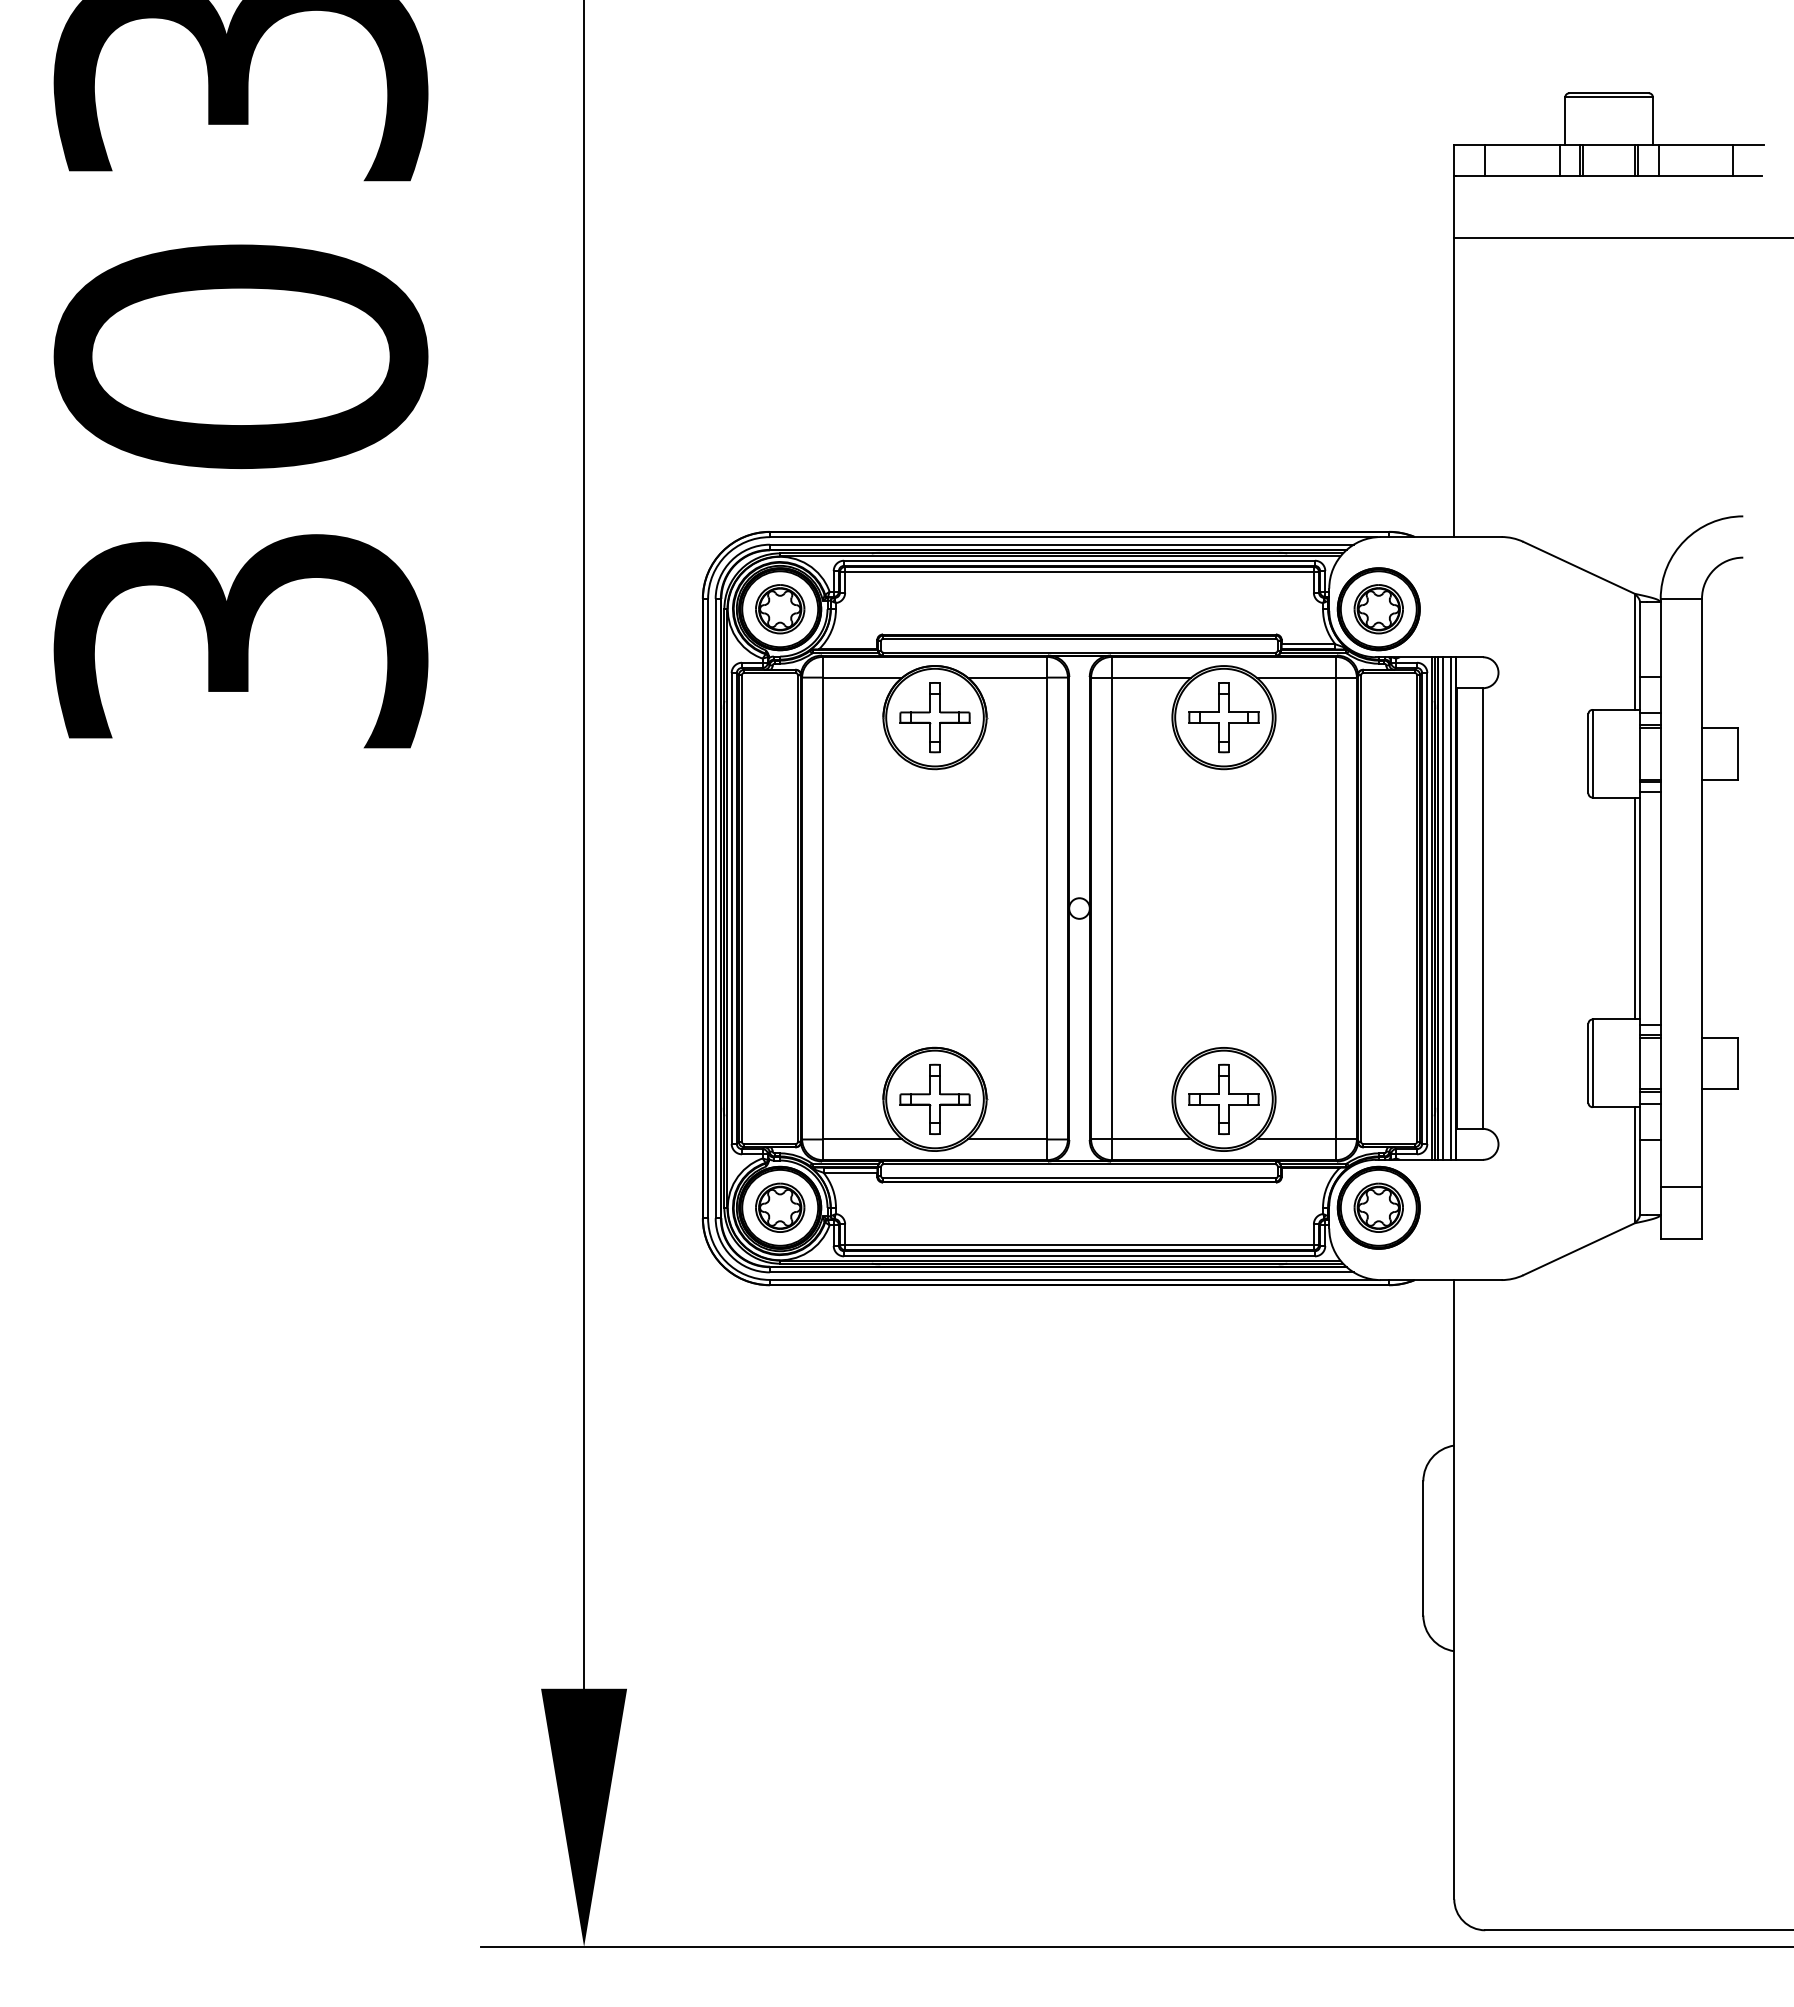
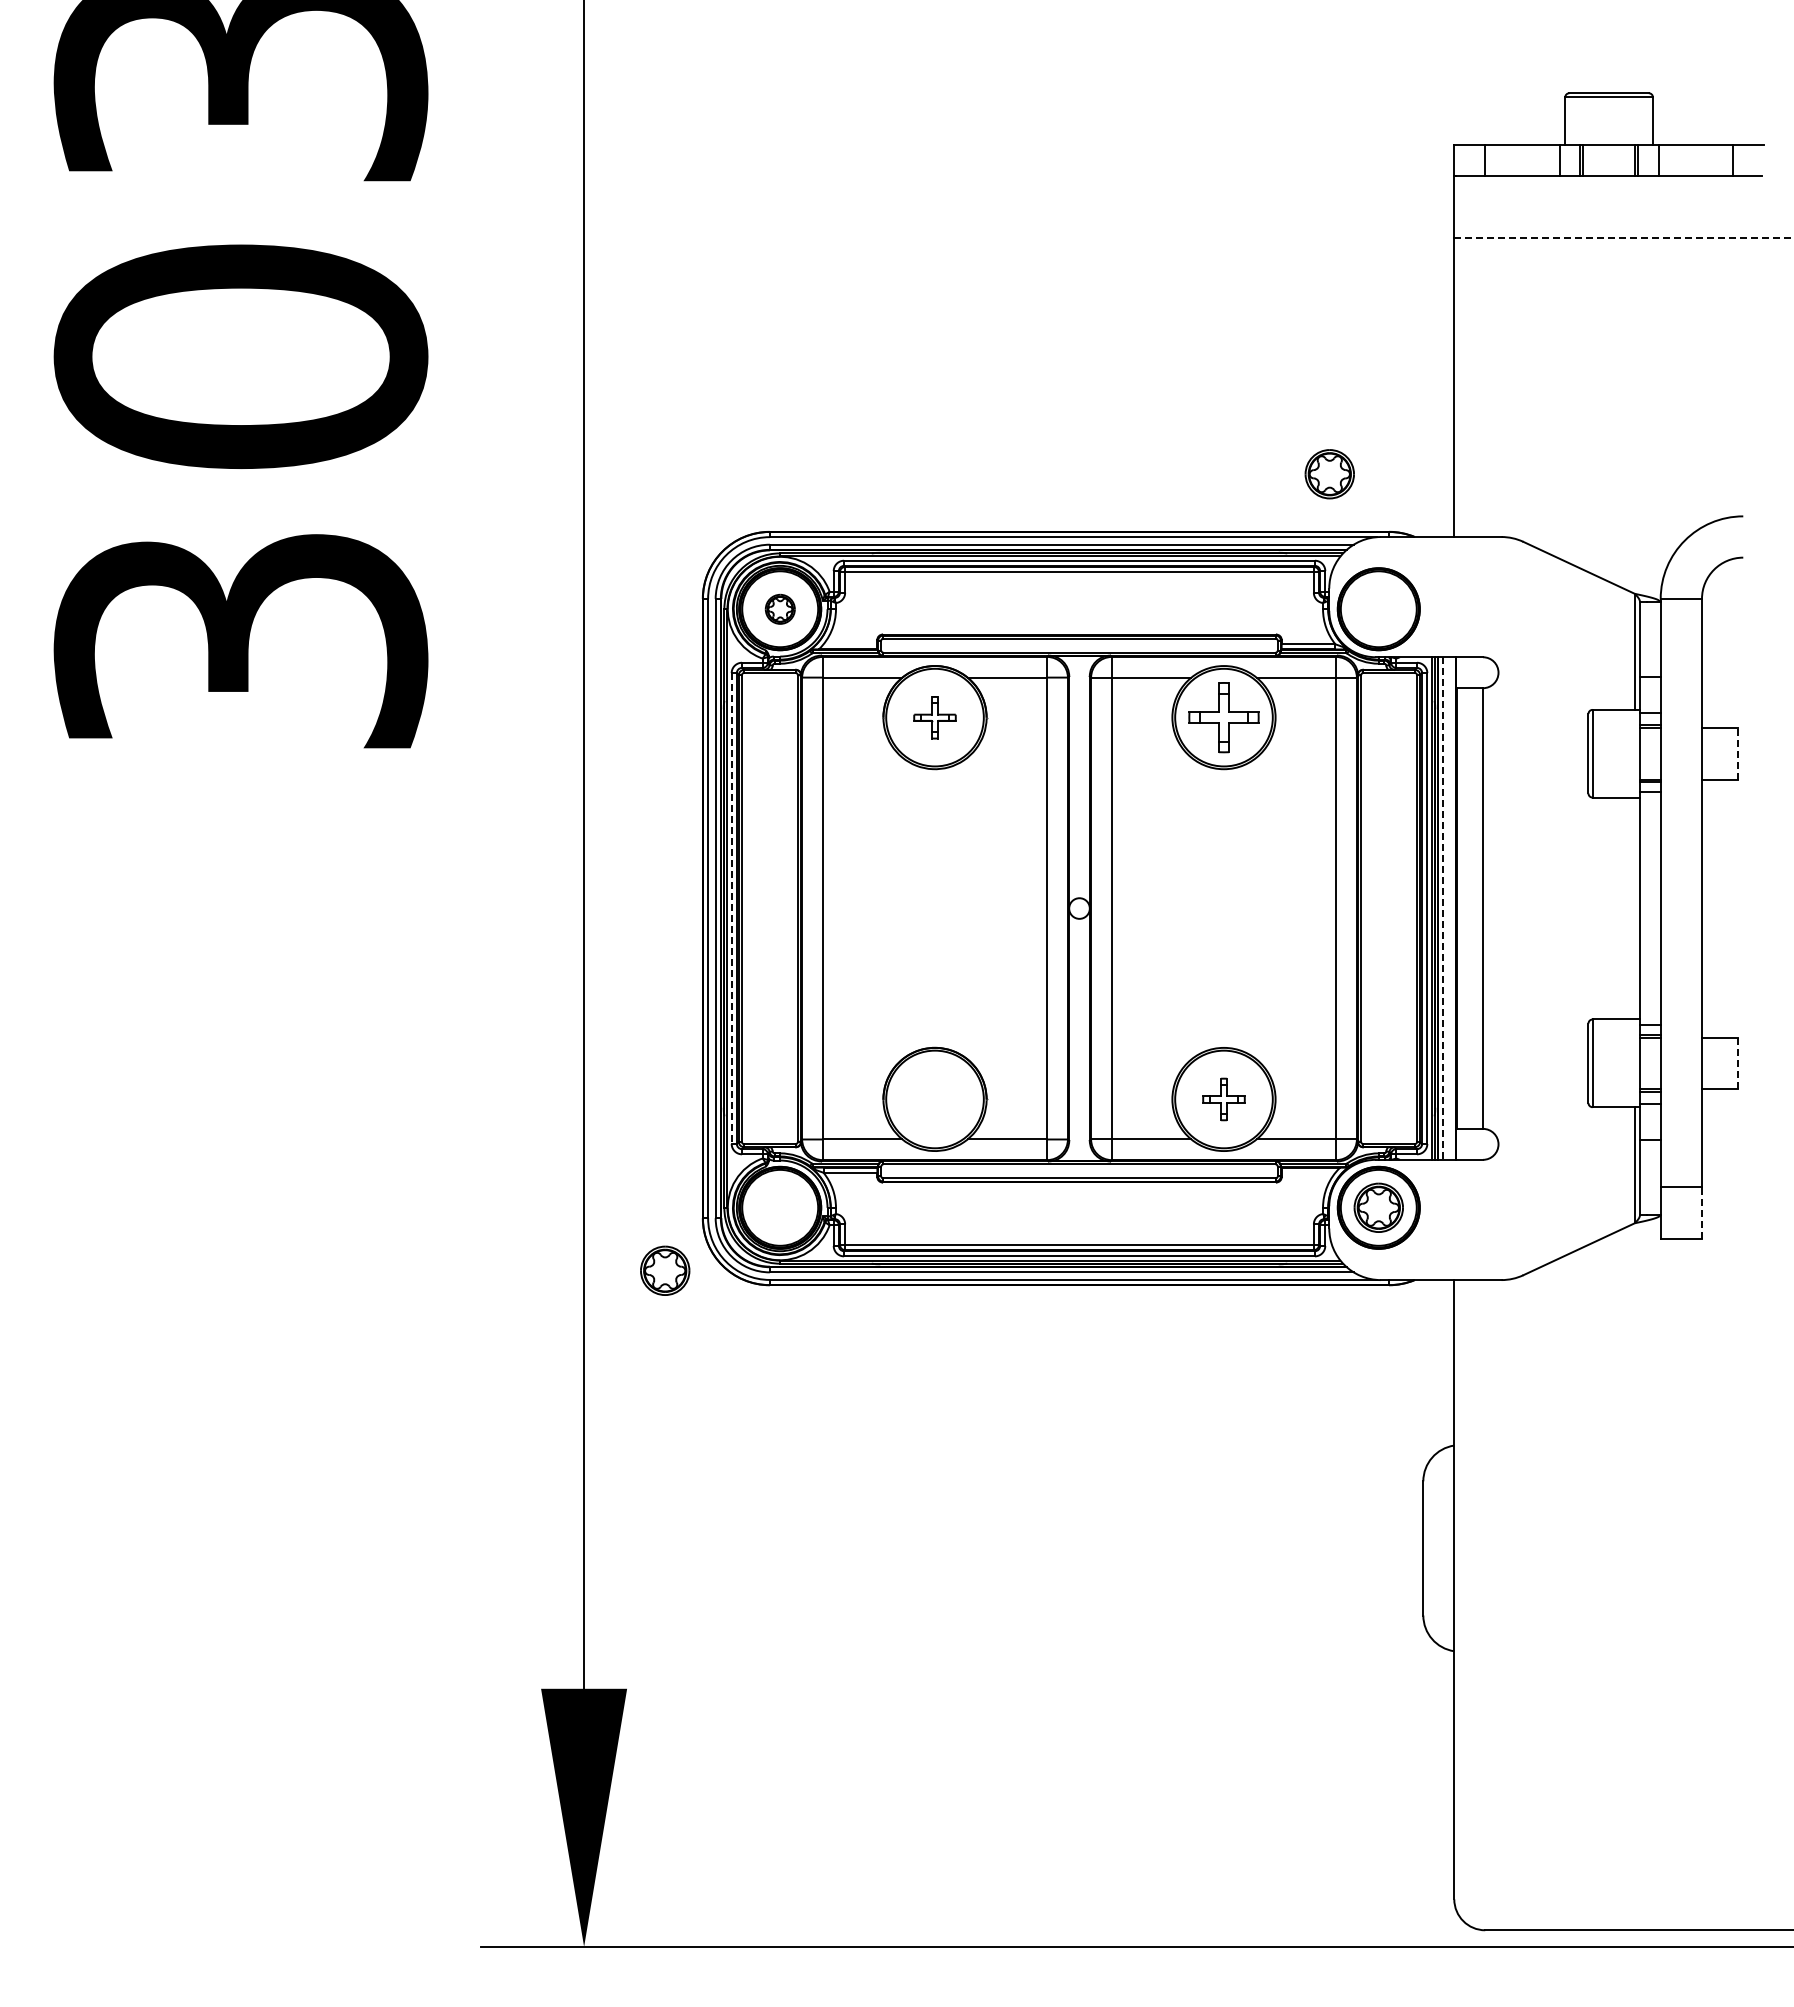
line: solid -> dashed (1623, 237)
part size: 51x51 px -> 32x32 px (779, 608)
part position: (1378, 609) -> (1329, 474) (1329, 474)
part size: 72x72 px -> 44x44 px (934, 717)
line: solid -> dashed (1738, 753)
line: present -> none (1450, 908)
line: present -> none (1634, 908)
line: solid -> dashed (731, 909)
line: solid -> dashed (1443, 909)
line: solid -> dashed (1738, 1063)
part: present -> none (934, 1098)
part size: 72x73 px -> 44x45 px (1223, 1099)
part position: (780, 1207) -> (665, 1270) (665, 1270)
line: solid -> dashed (1701, 1213)
